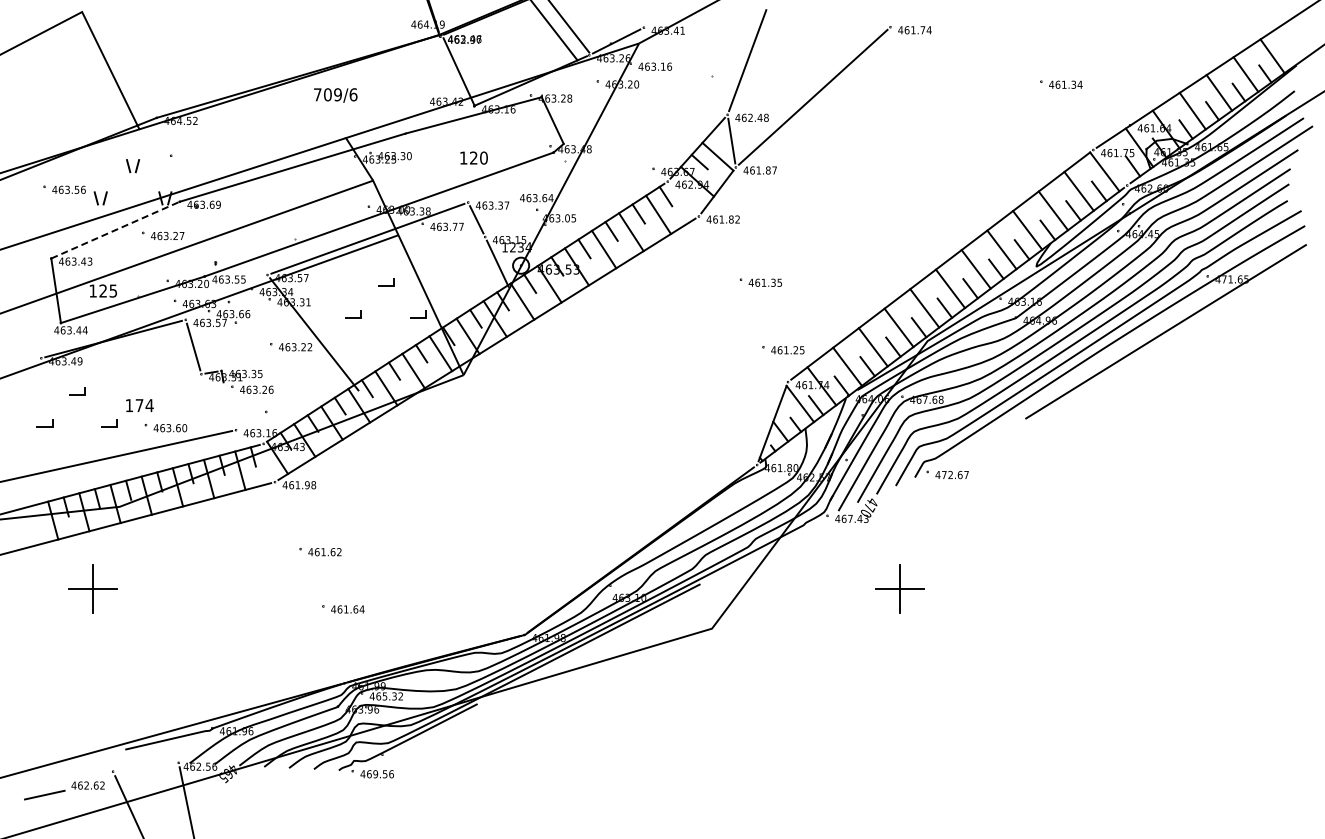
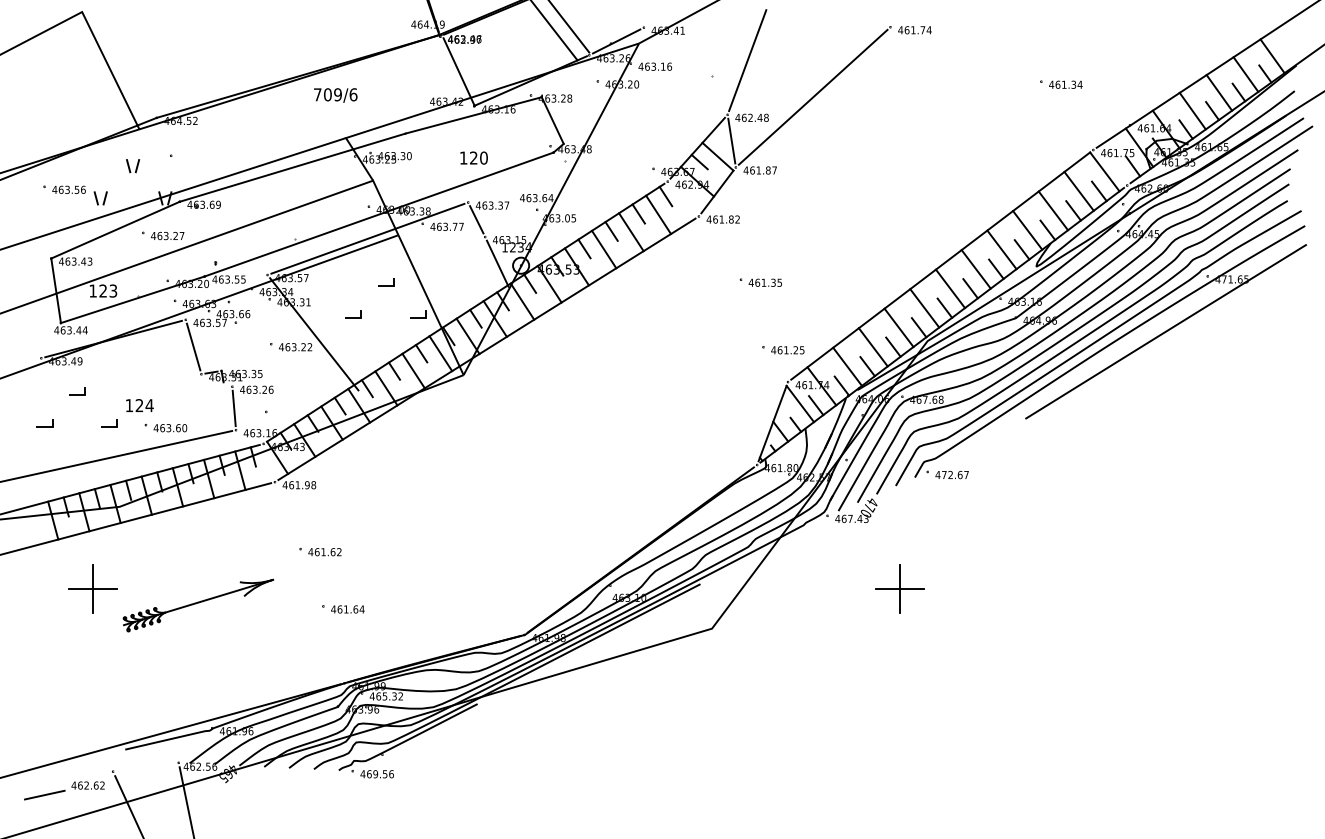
line: dashed -> solid (115, 229)
text: 125 -> 123 (113, 290)
text: 174 -> 124 (139, 405)
line: none -> present (233, 408)
part: none -> present (198, 605)
